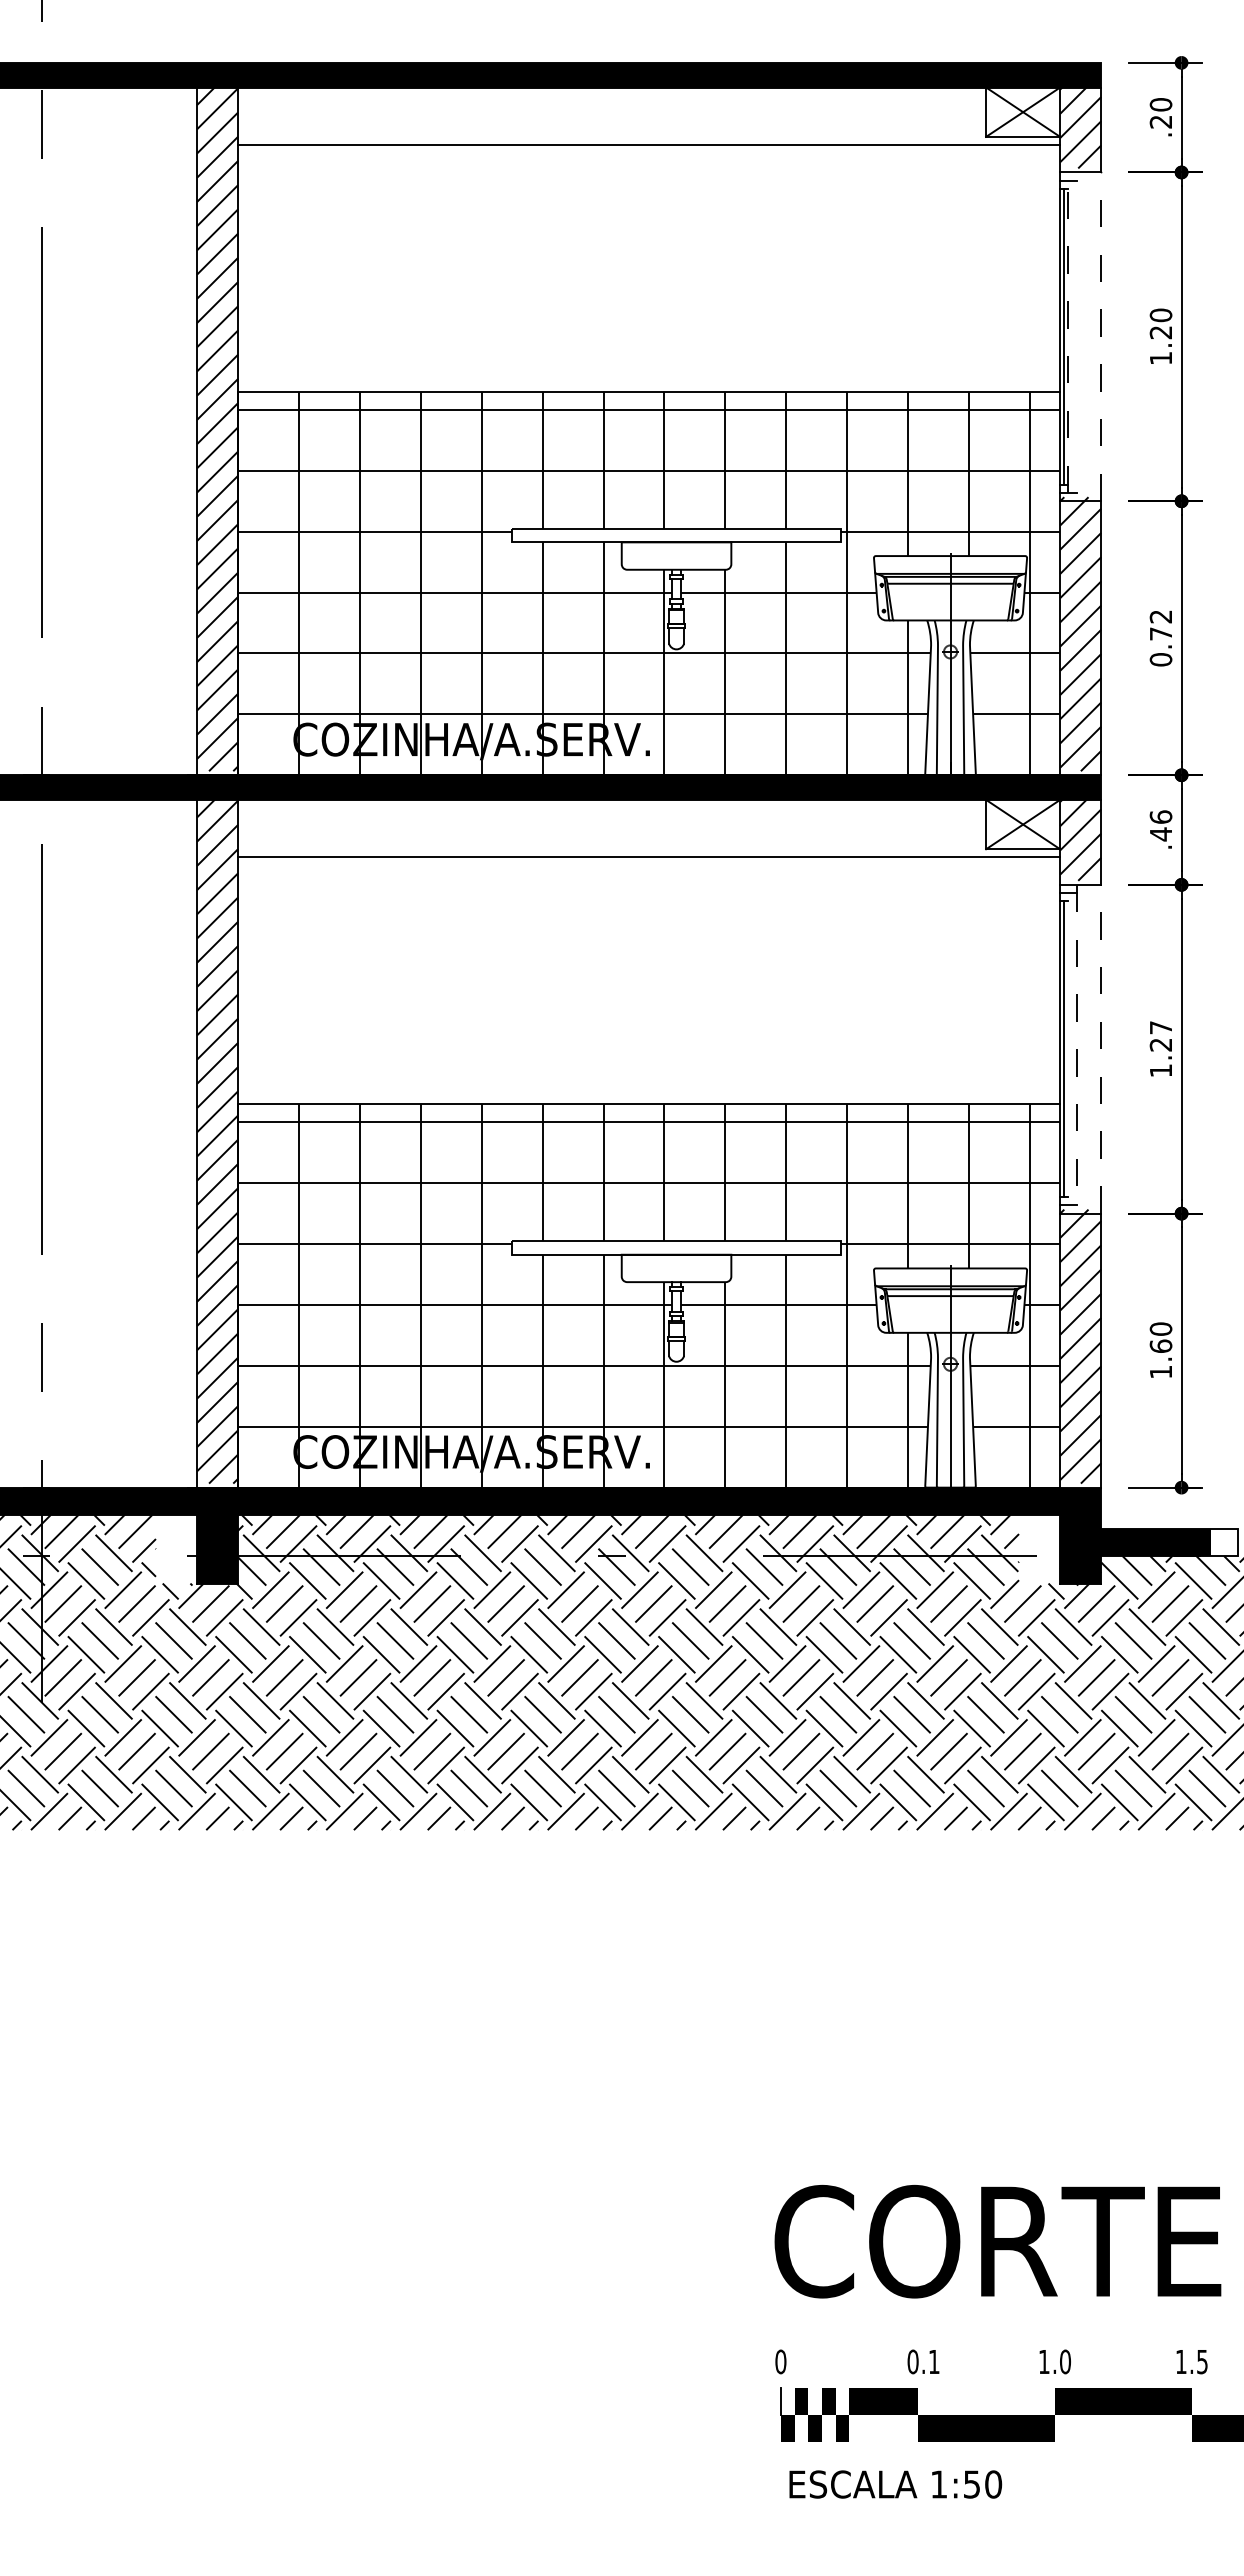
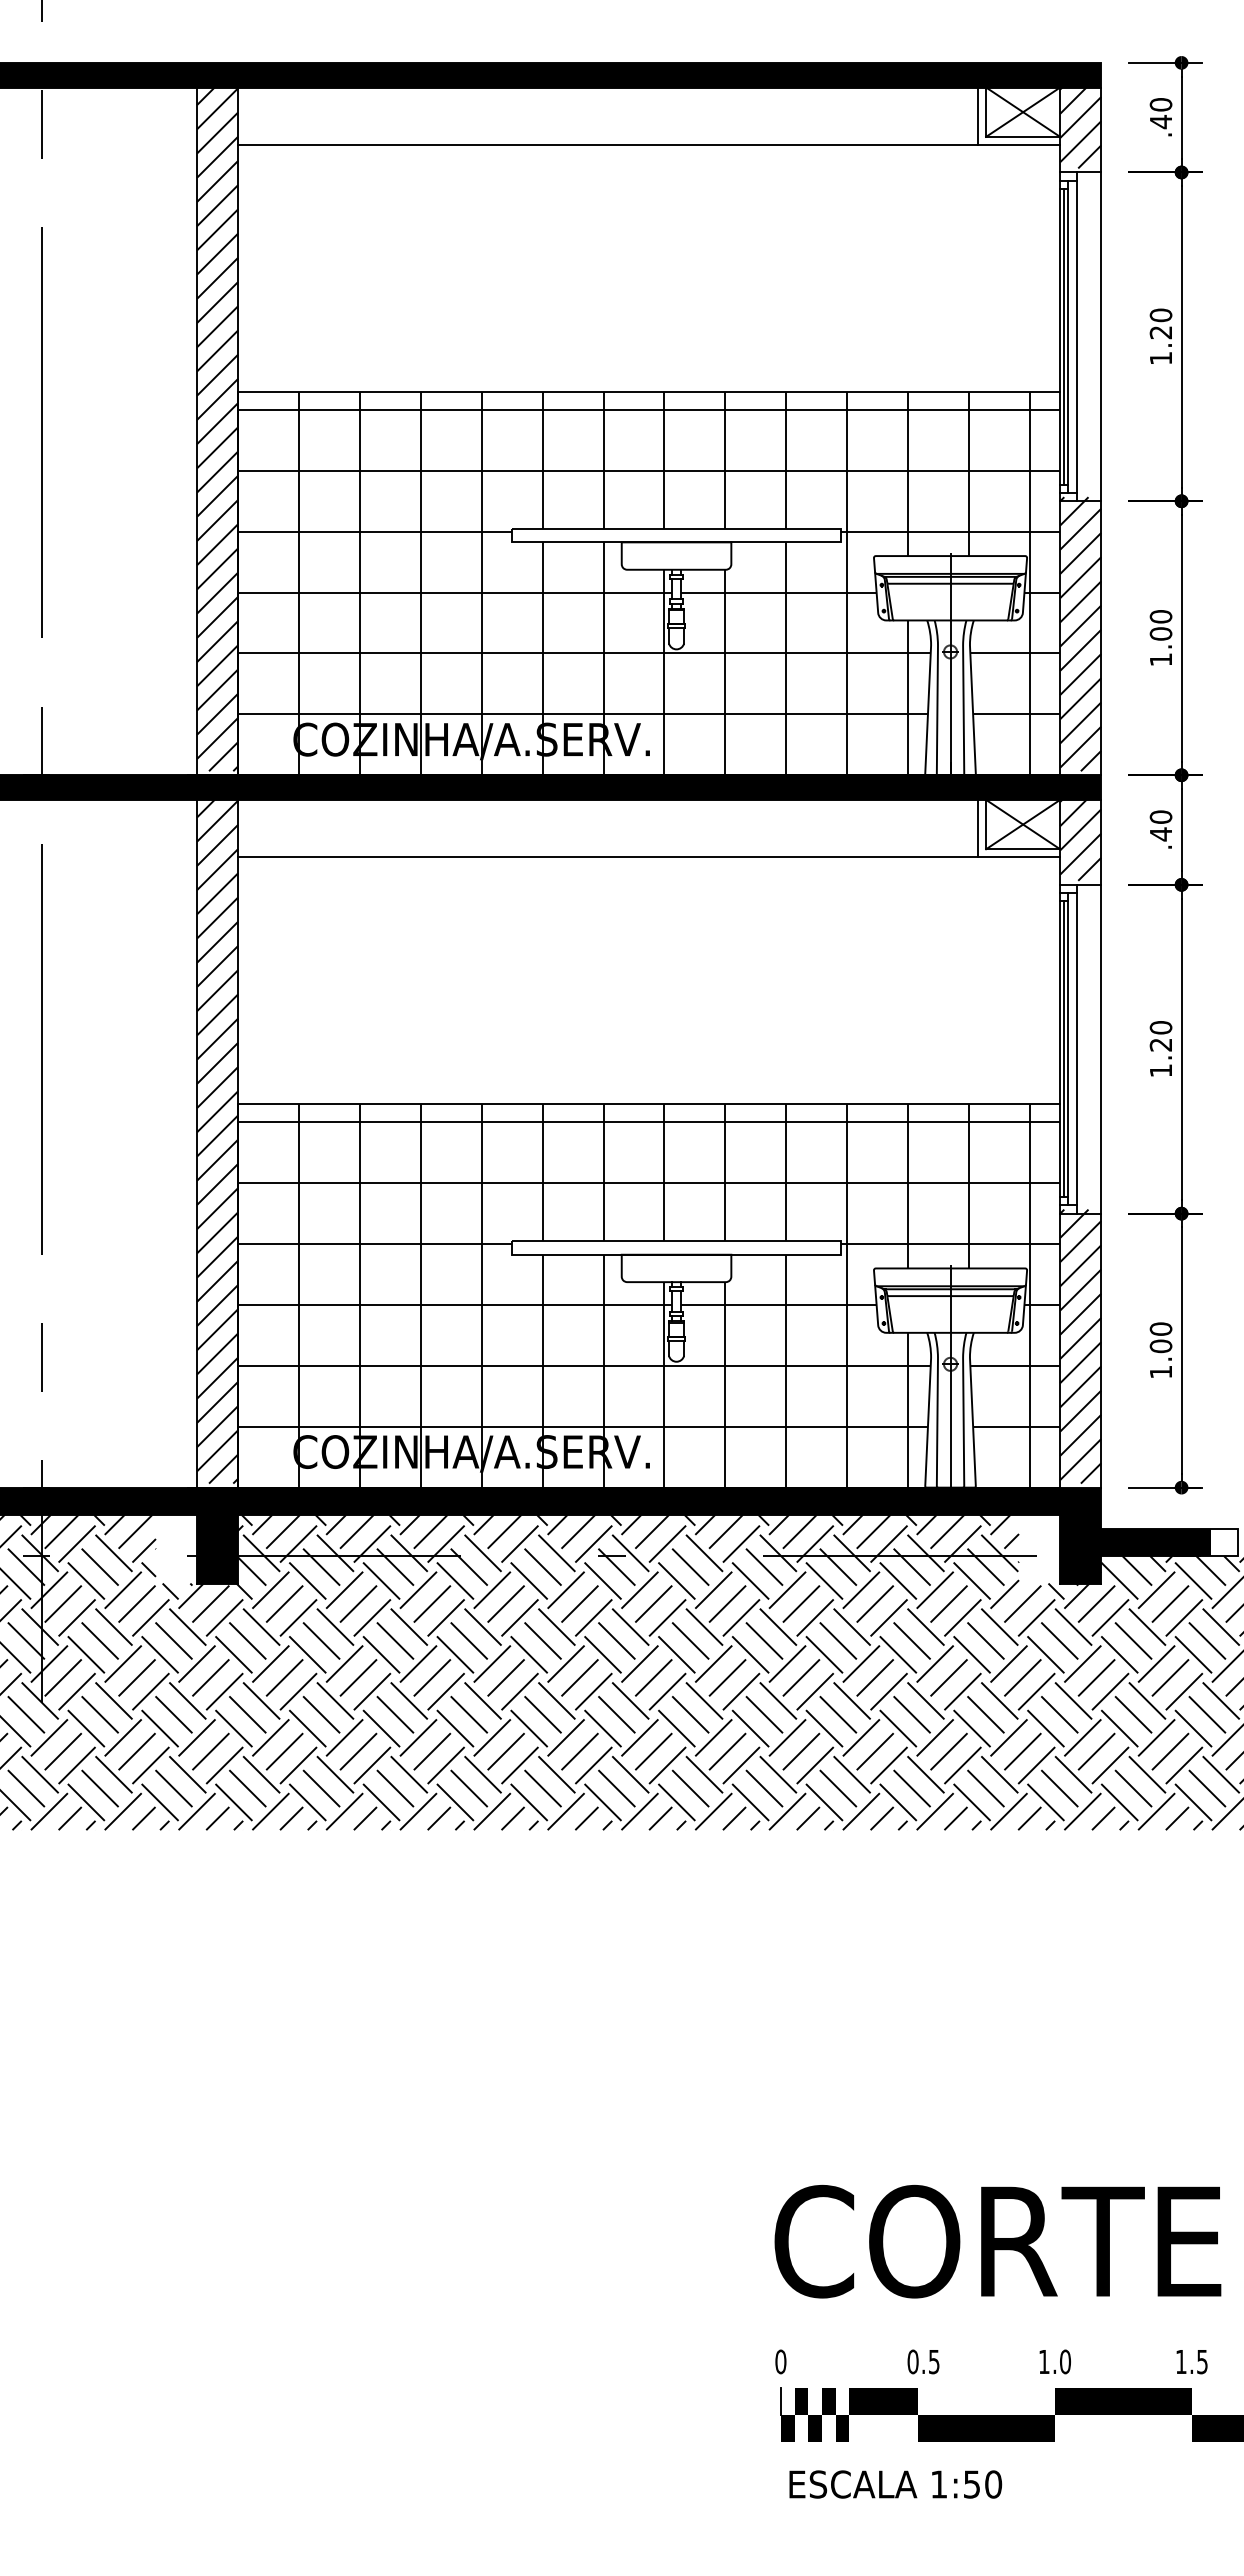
line: none -> present (977, 116)
text: .20 -> .40 (1160, 122)
line: dashed -> solid (1068, 336)
line: none -> present (1076, 336)
line: dashed -> solid (1101, 336)
text: 0.72 -> 1.00 (1160, 638)
text: .46 -> .40 (1160, 816)
line: none -> present (977, 828)
text: 1.27 -> 1.20 (1160, 1027)
line: dashed -> solid (1101, 1048)
line: none -> present (1068, 1049)
line: dashed -> solid (1076, 1049)
text: 1.60 -> 1.00 (1160, 1346)
text: 0.1 -> 0.5 (934, 2362)
